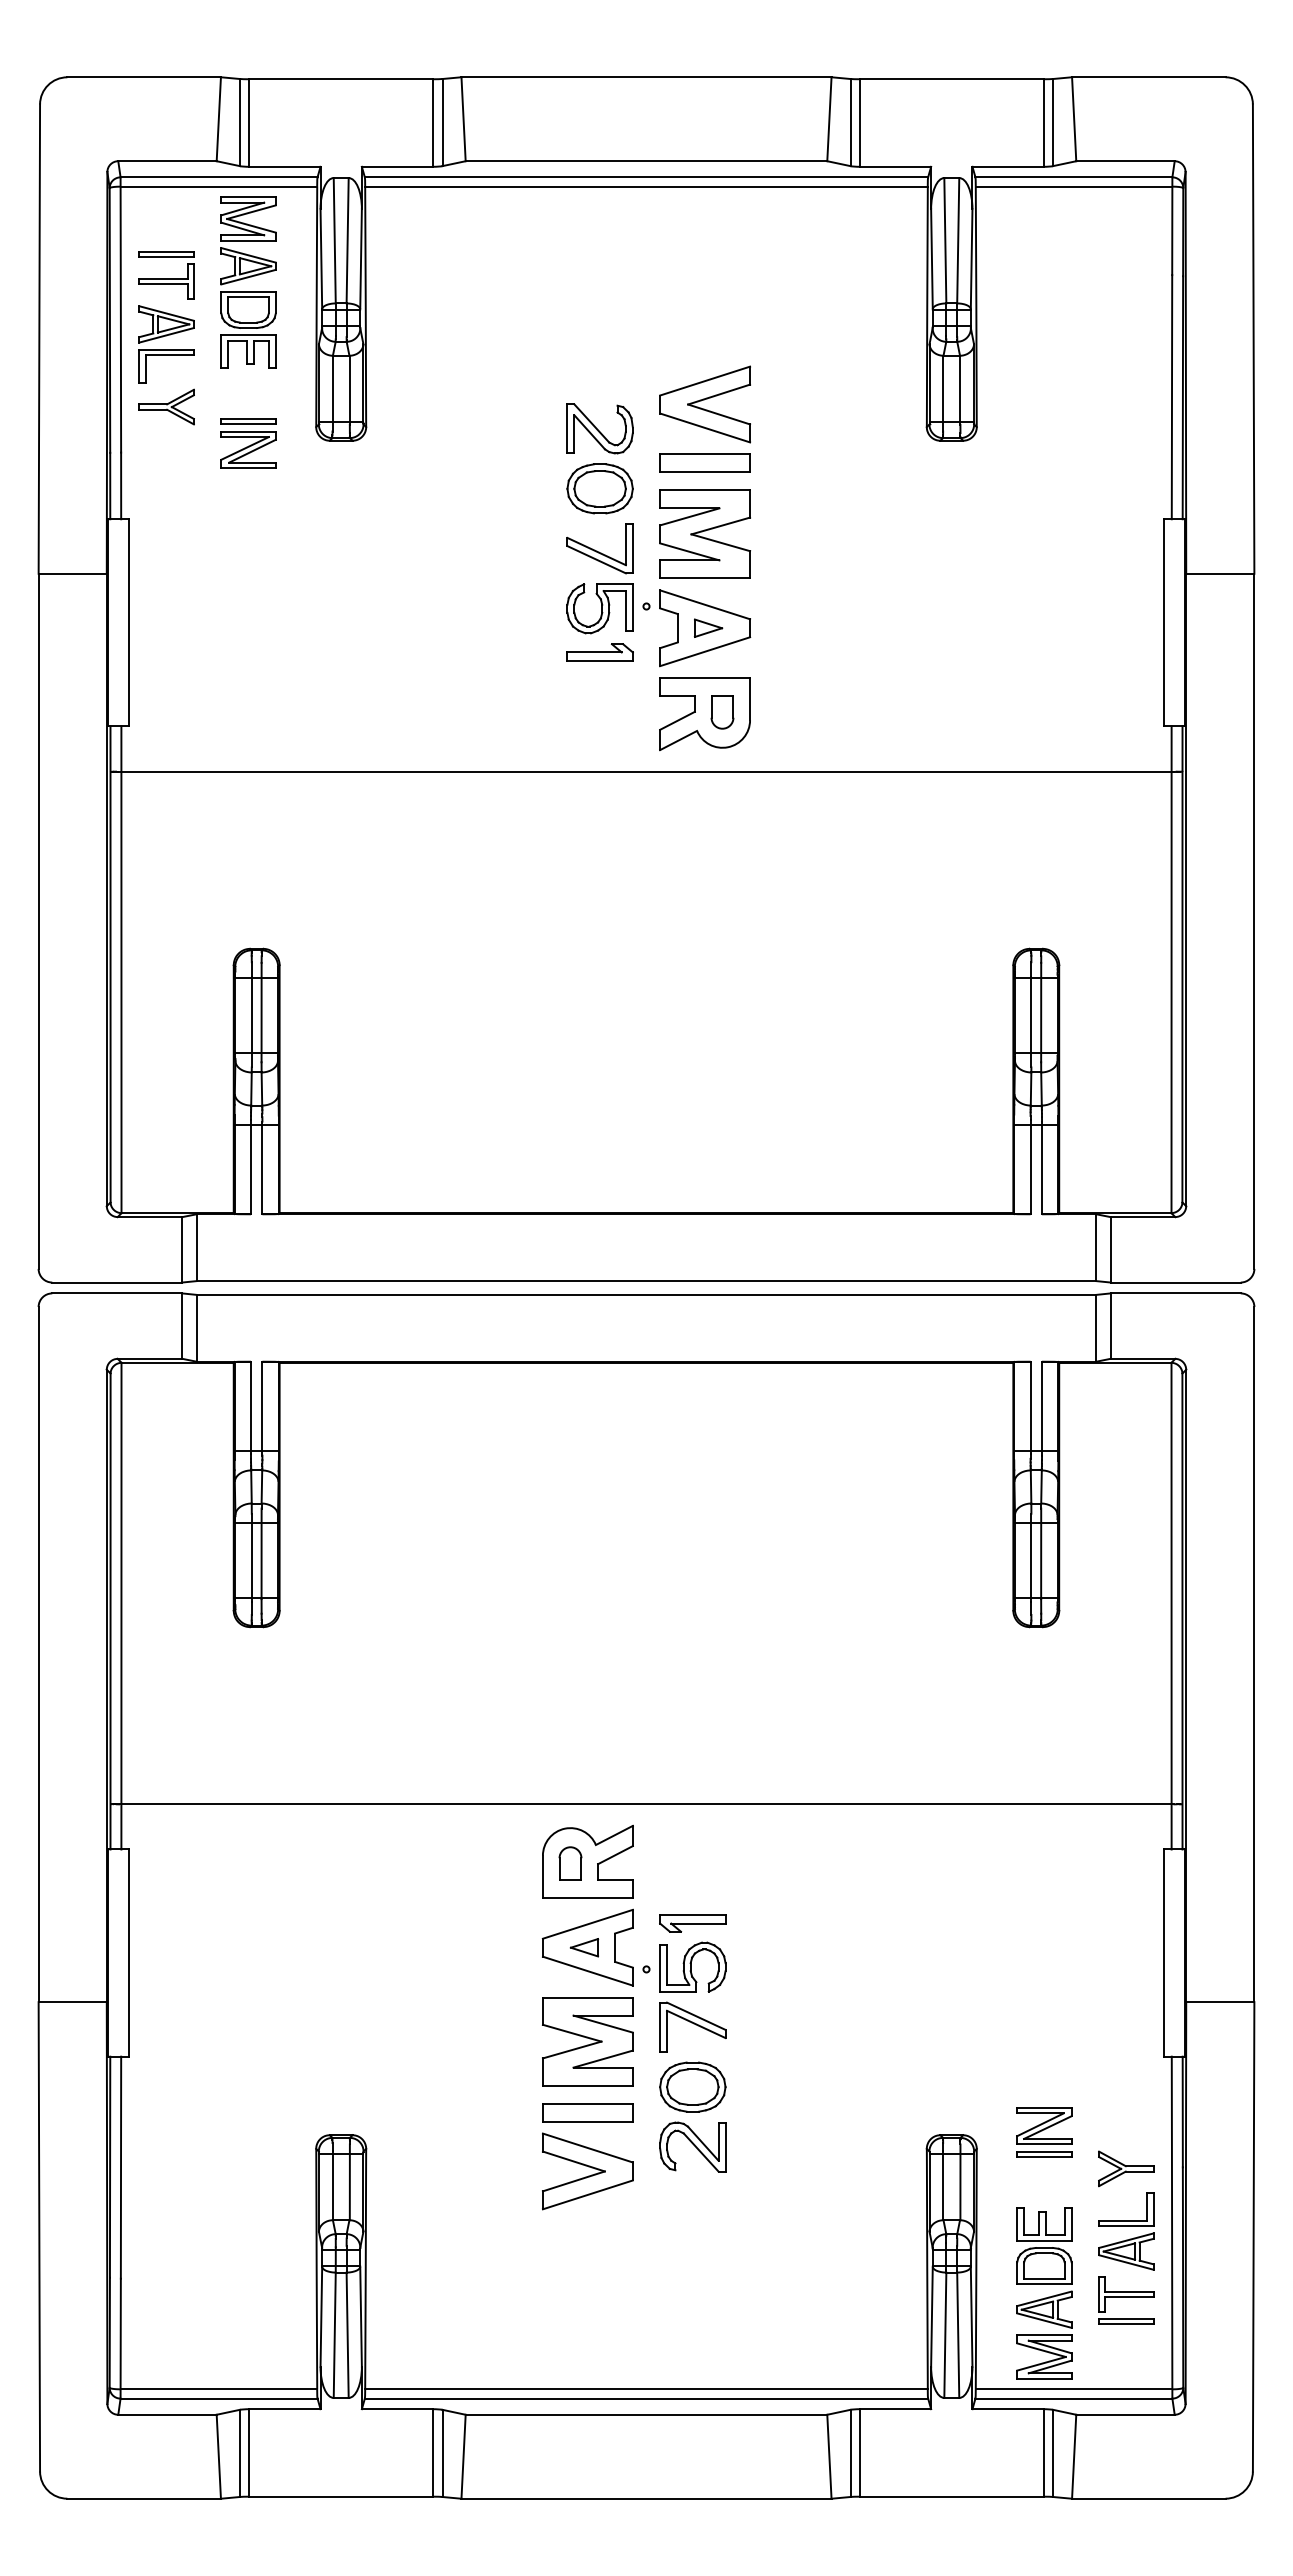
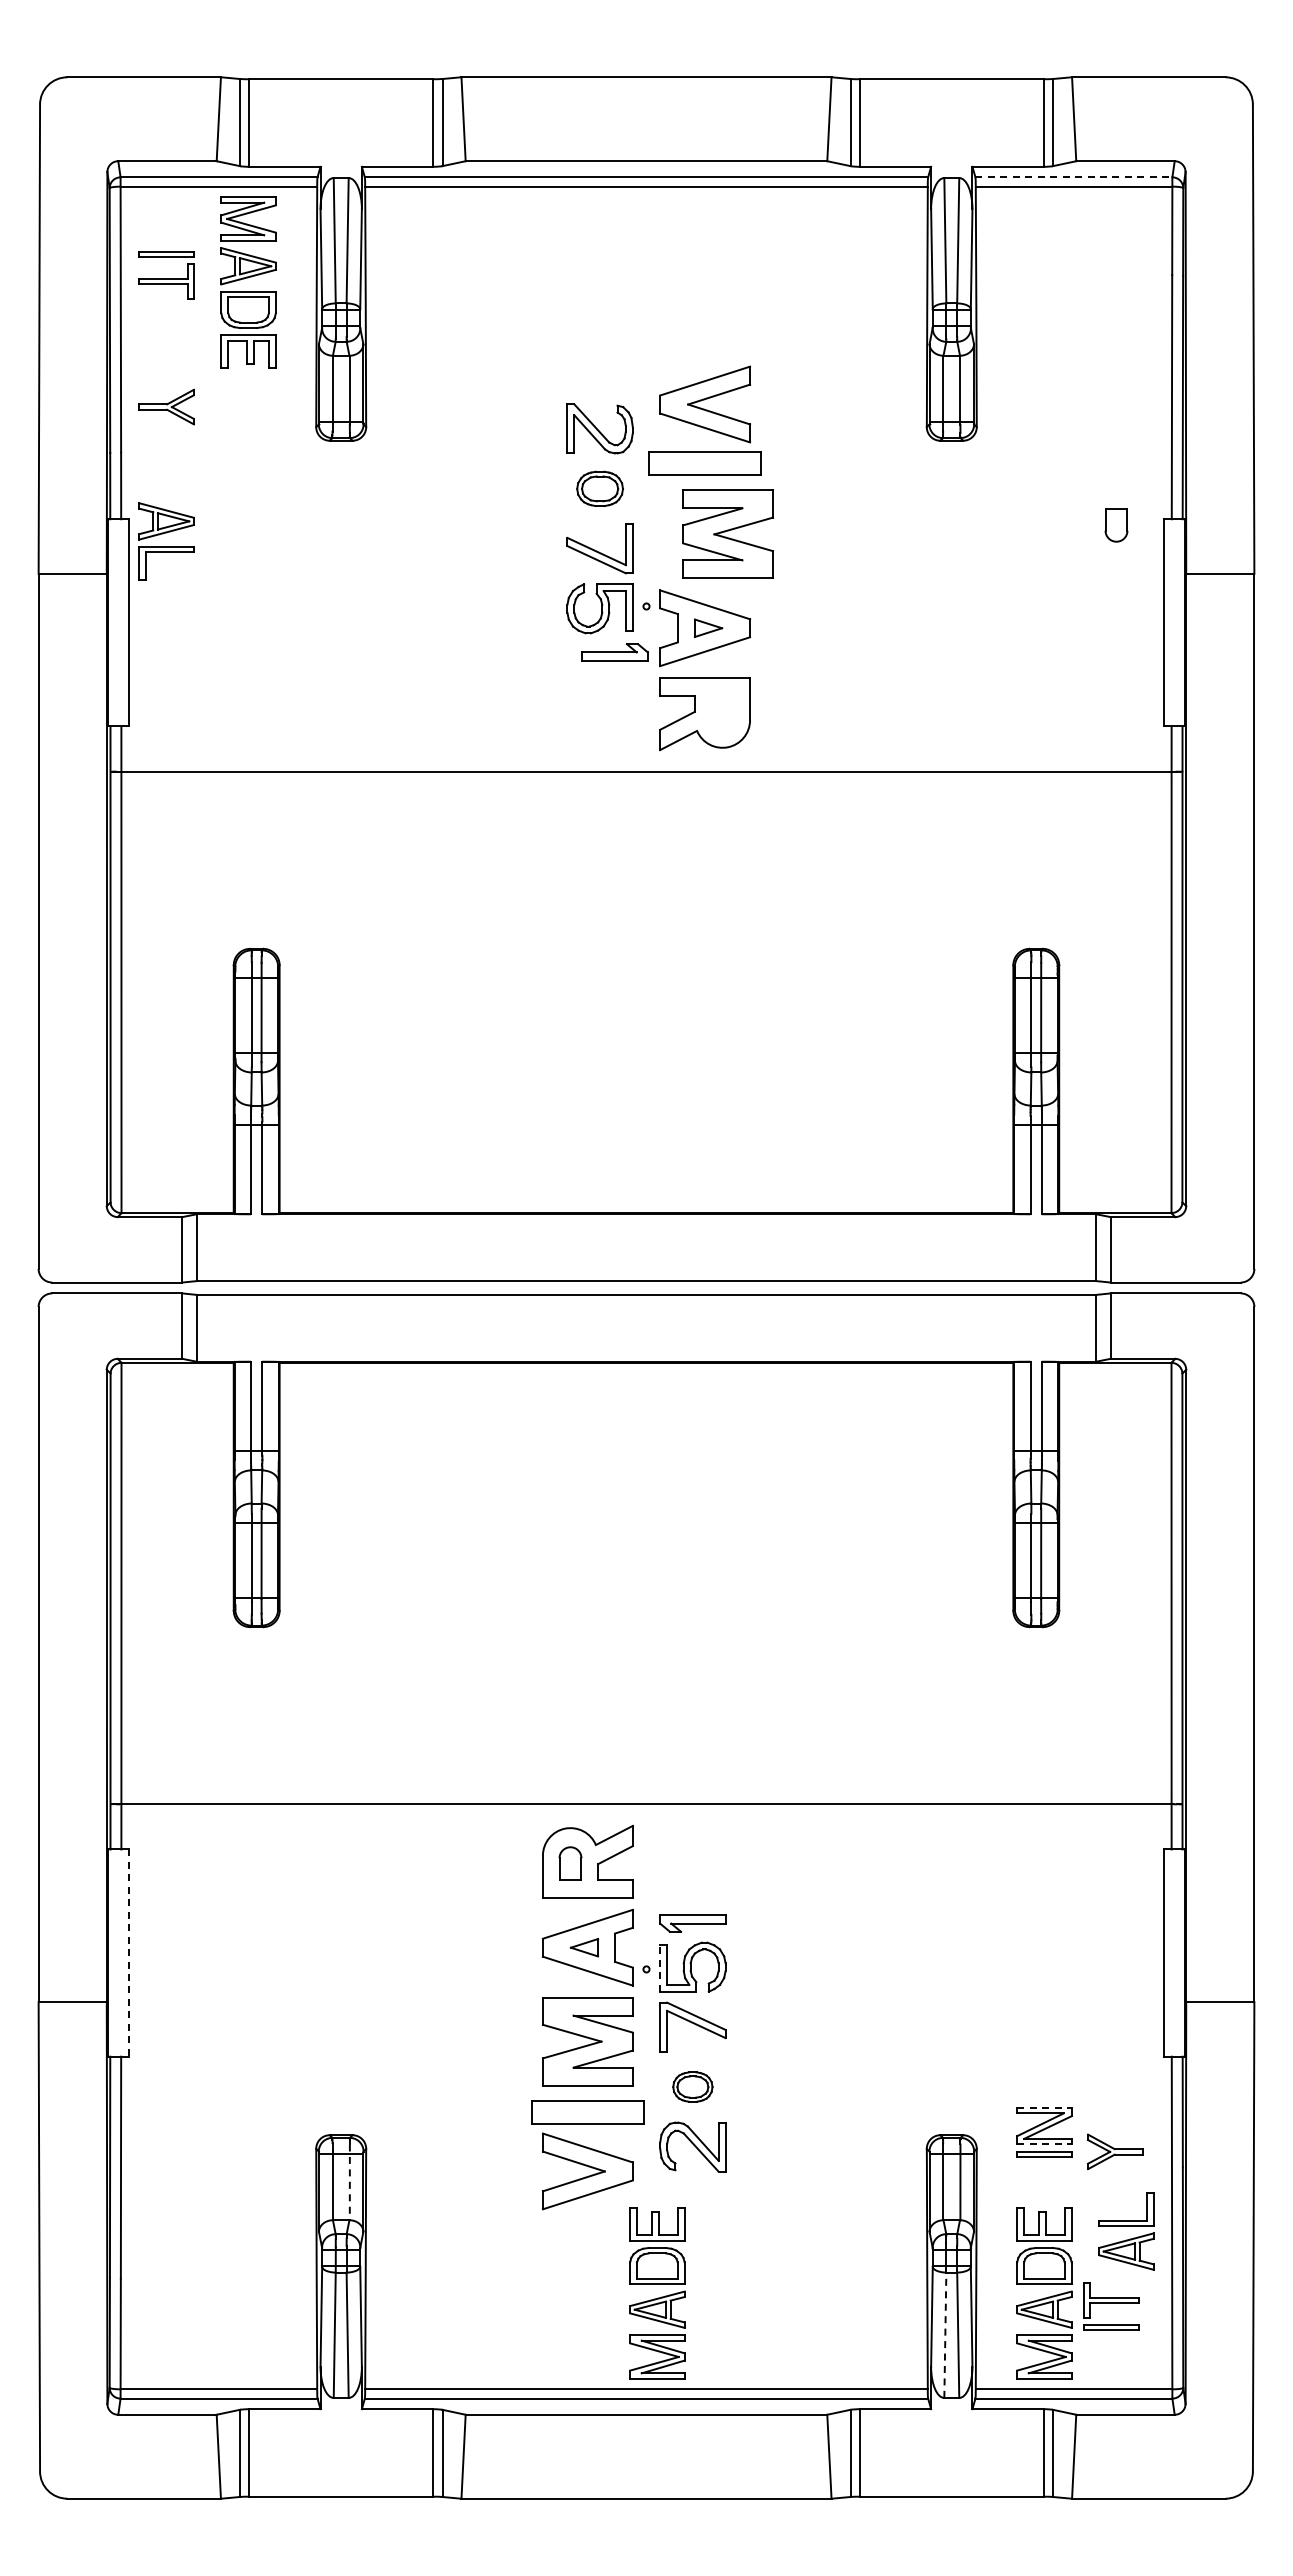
line: solid -> dashed (1074, 177)
part position: (166, 344) -> (166, 541) (166, 541)
part: present -> none (248, 443)
part size: 92x20 px -> 114x25 px (704, 463)
part size: 68x52 px -> 48x37 px (599, 488)
part position: (704, 533) -> (727, 533) (727, 533)
part position: (599, 652) -> (614, 652) (614, 652)
part position: (722, 712) -> (1116, 525) (1116, 525)
line: solid -> dashed (128, 1953)
line: solid -> dashed (660, 1968)
part size: 68x52 px -> 42x32 px (692, 2086)
line: solid -> dashed (1044, 2108)
part size: 92x20 px -> 114x25 px (587, 2112)
line: solid -> dashed (1044, 2144)
part position: (1126, 2168) -> (1115, 2151) (1115, 2151)
line: solid -> dashed (349, 2182)
part: none -> present (657, 2293)
part position: (1126, 2300) -> (1111, 2306) (1111, 2306)
line: solid -> dashed (945, 2335)
